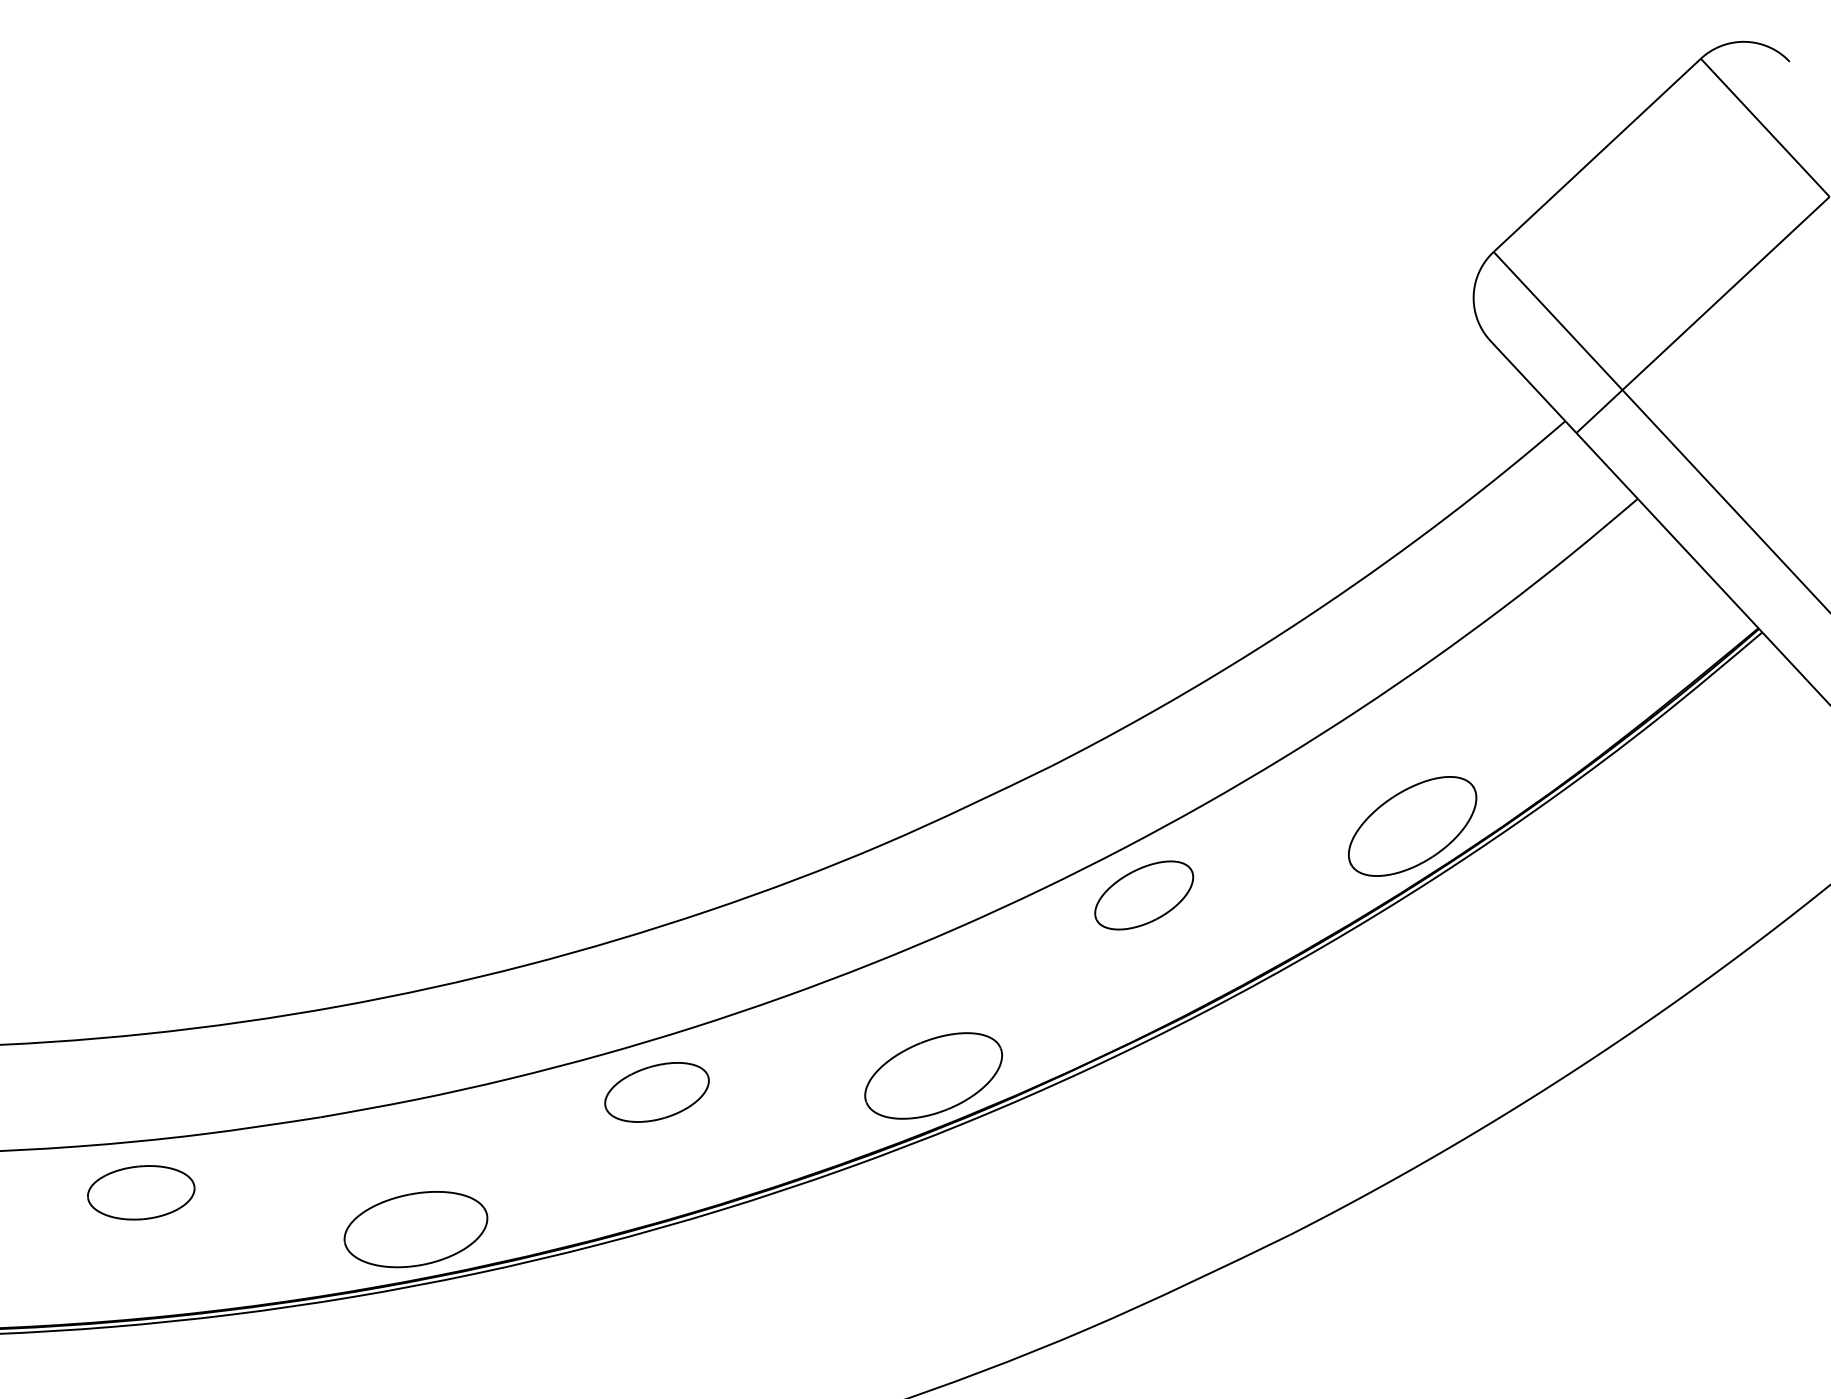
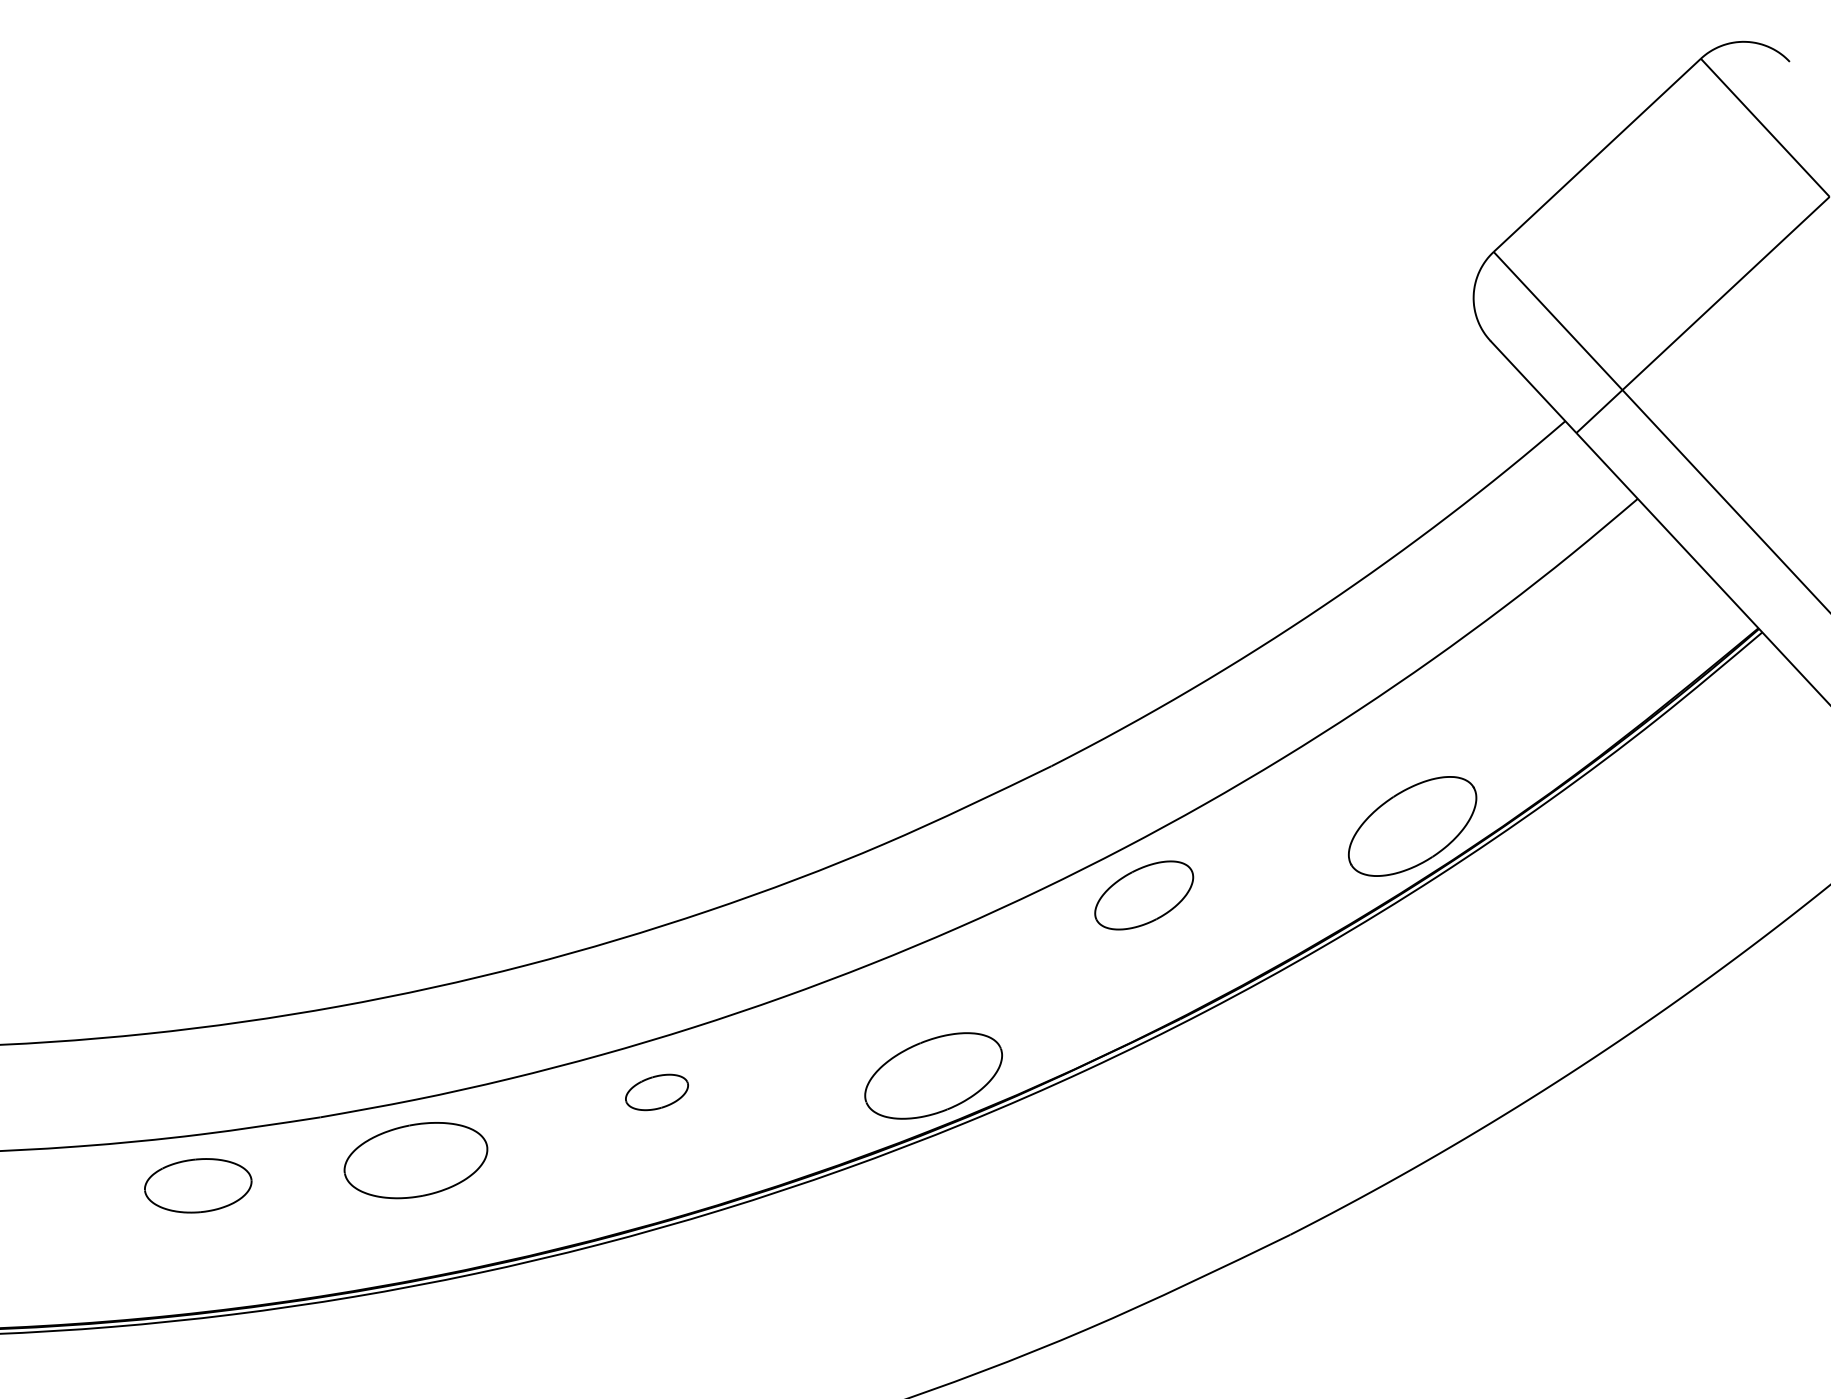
part size: 106x61 px -> 64x39 px (656, 1092)
part position: (141, 1192) -> (198, 1185) (198, 1185)
part position: (415, 1229) -> (415, 1160) (415, 1160)
